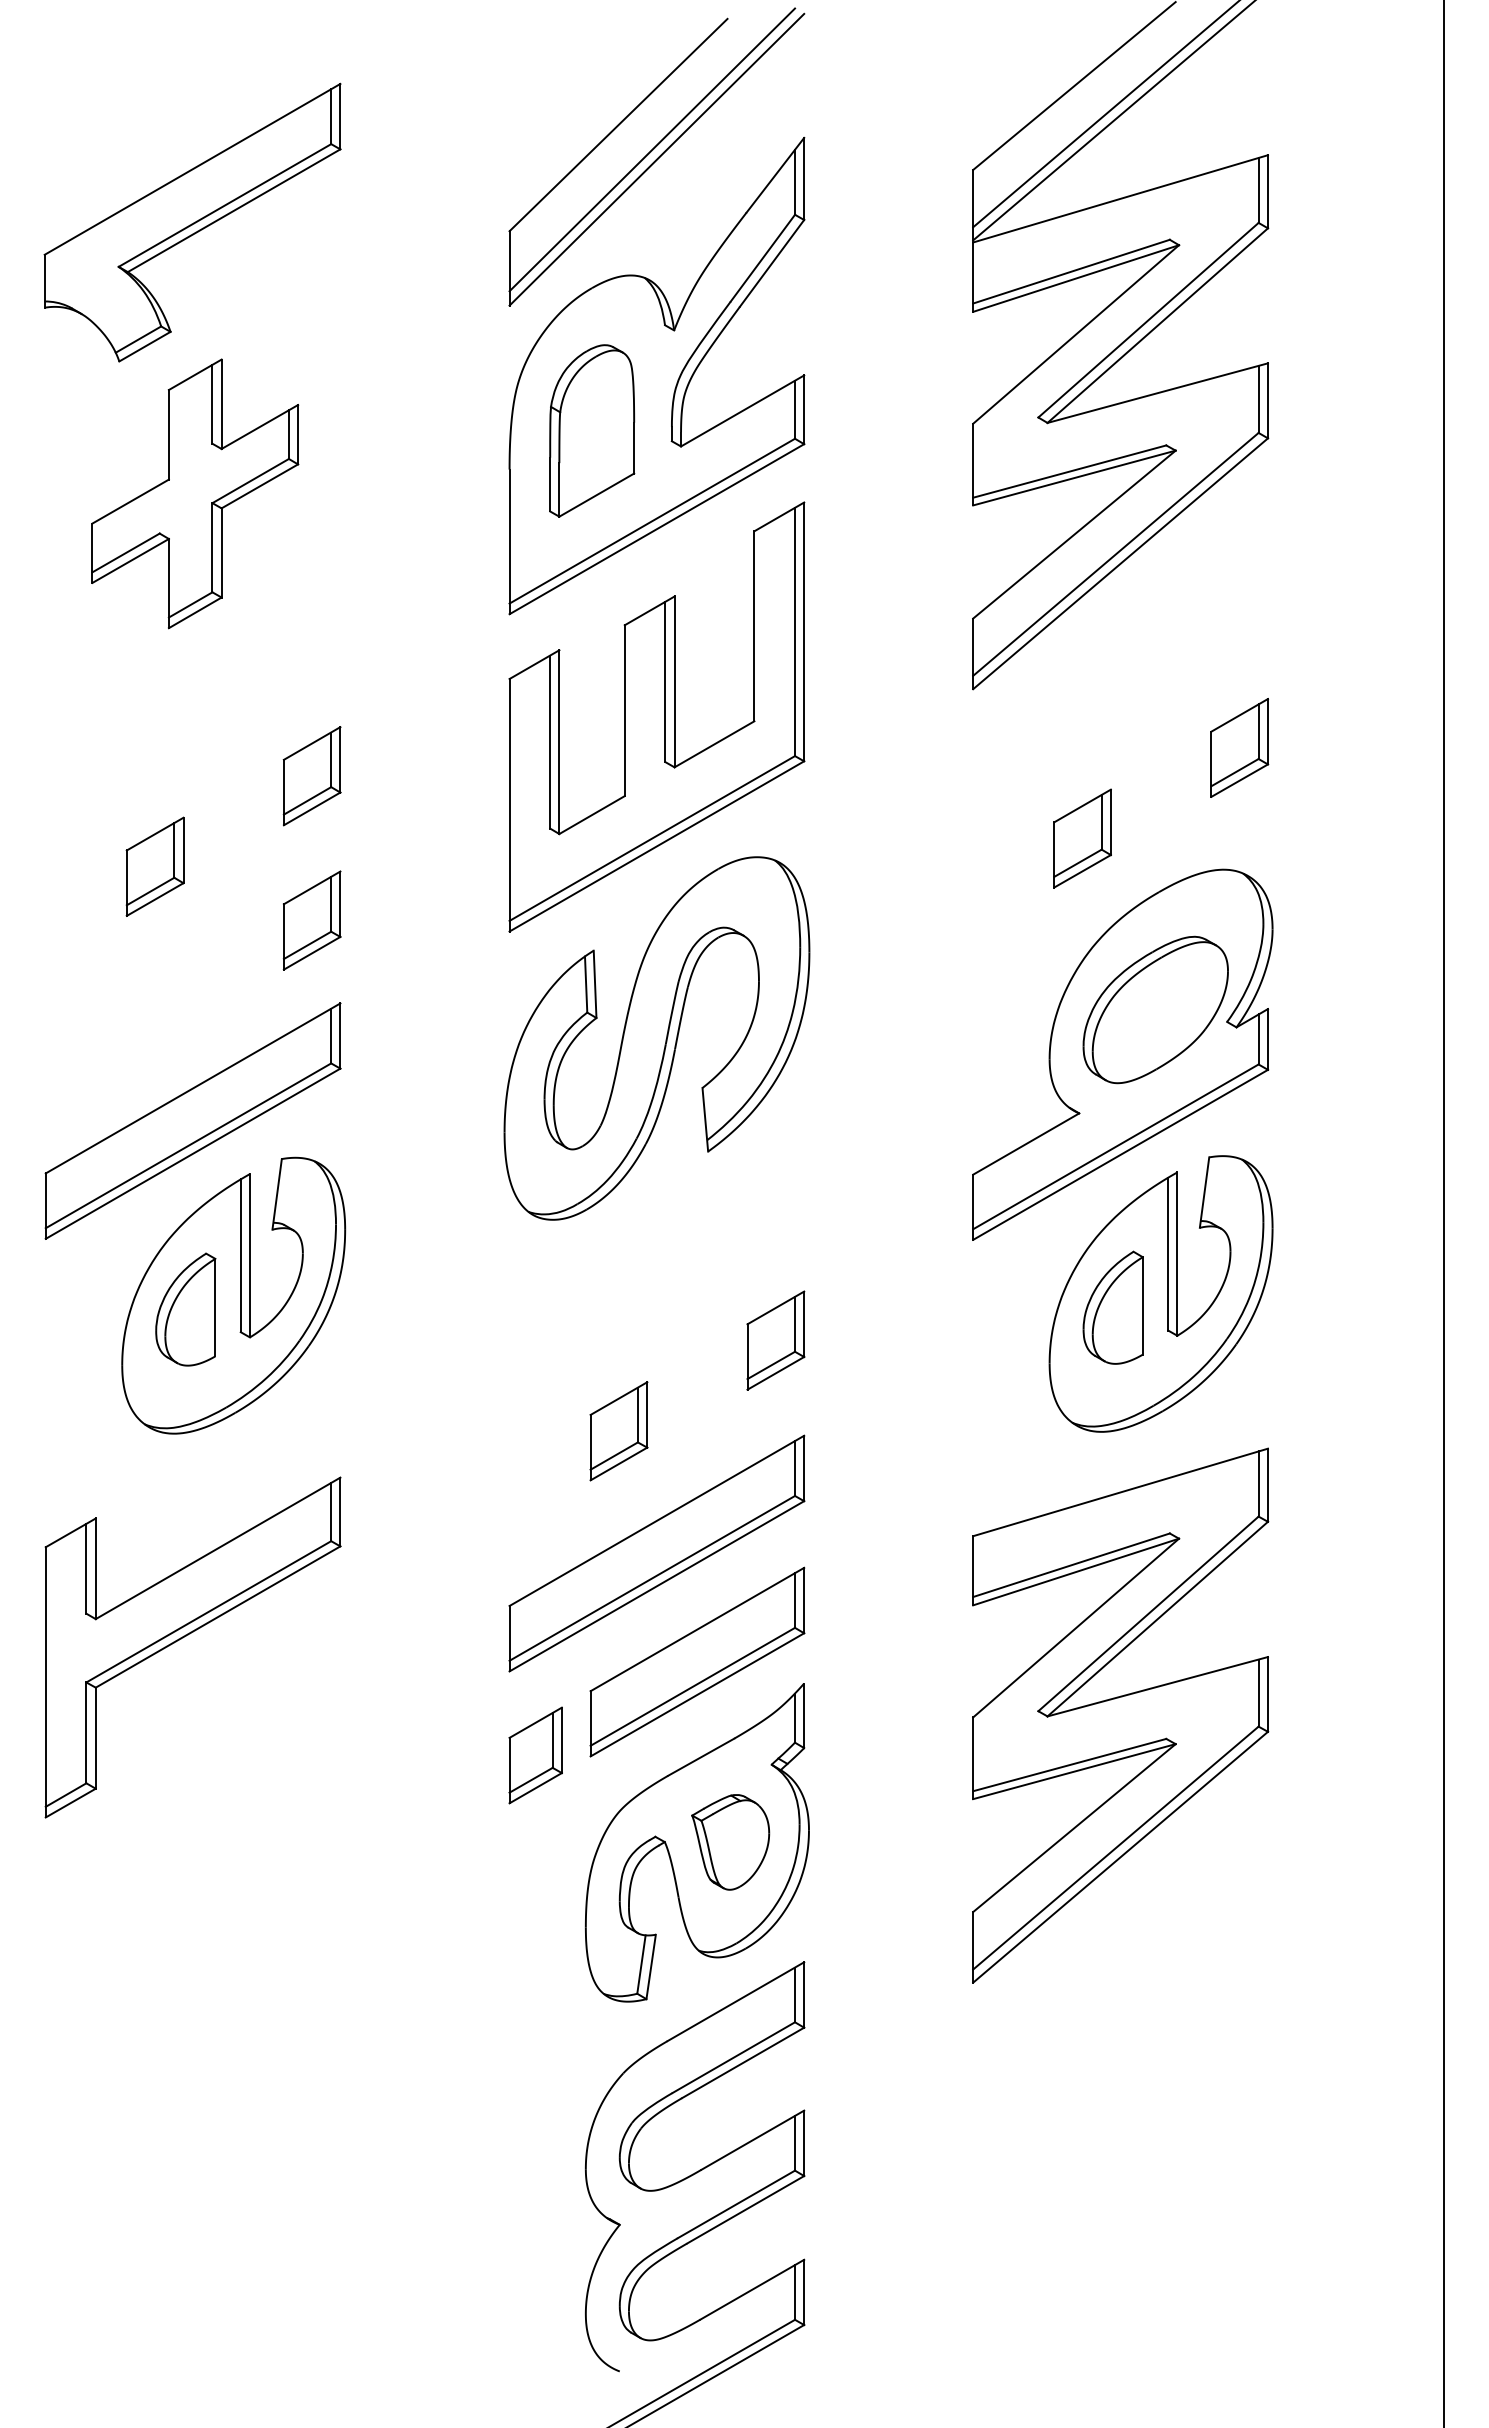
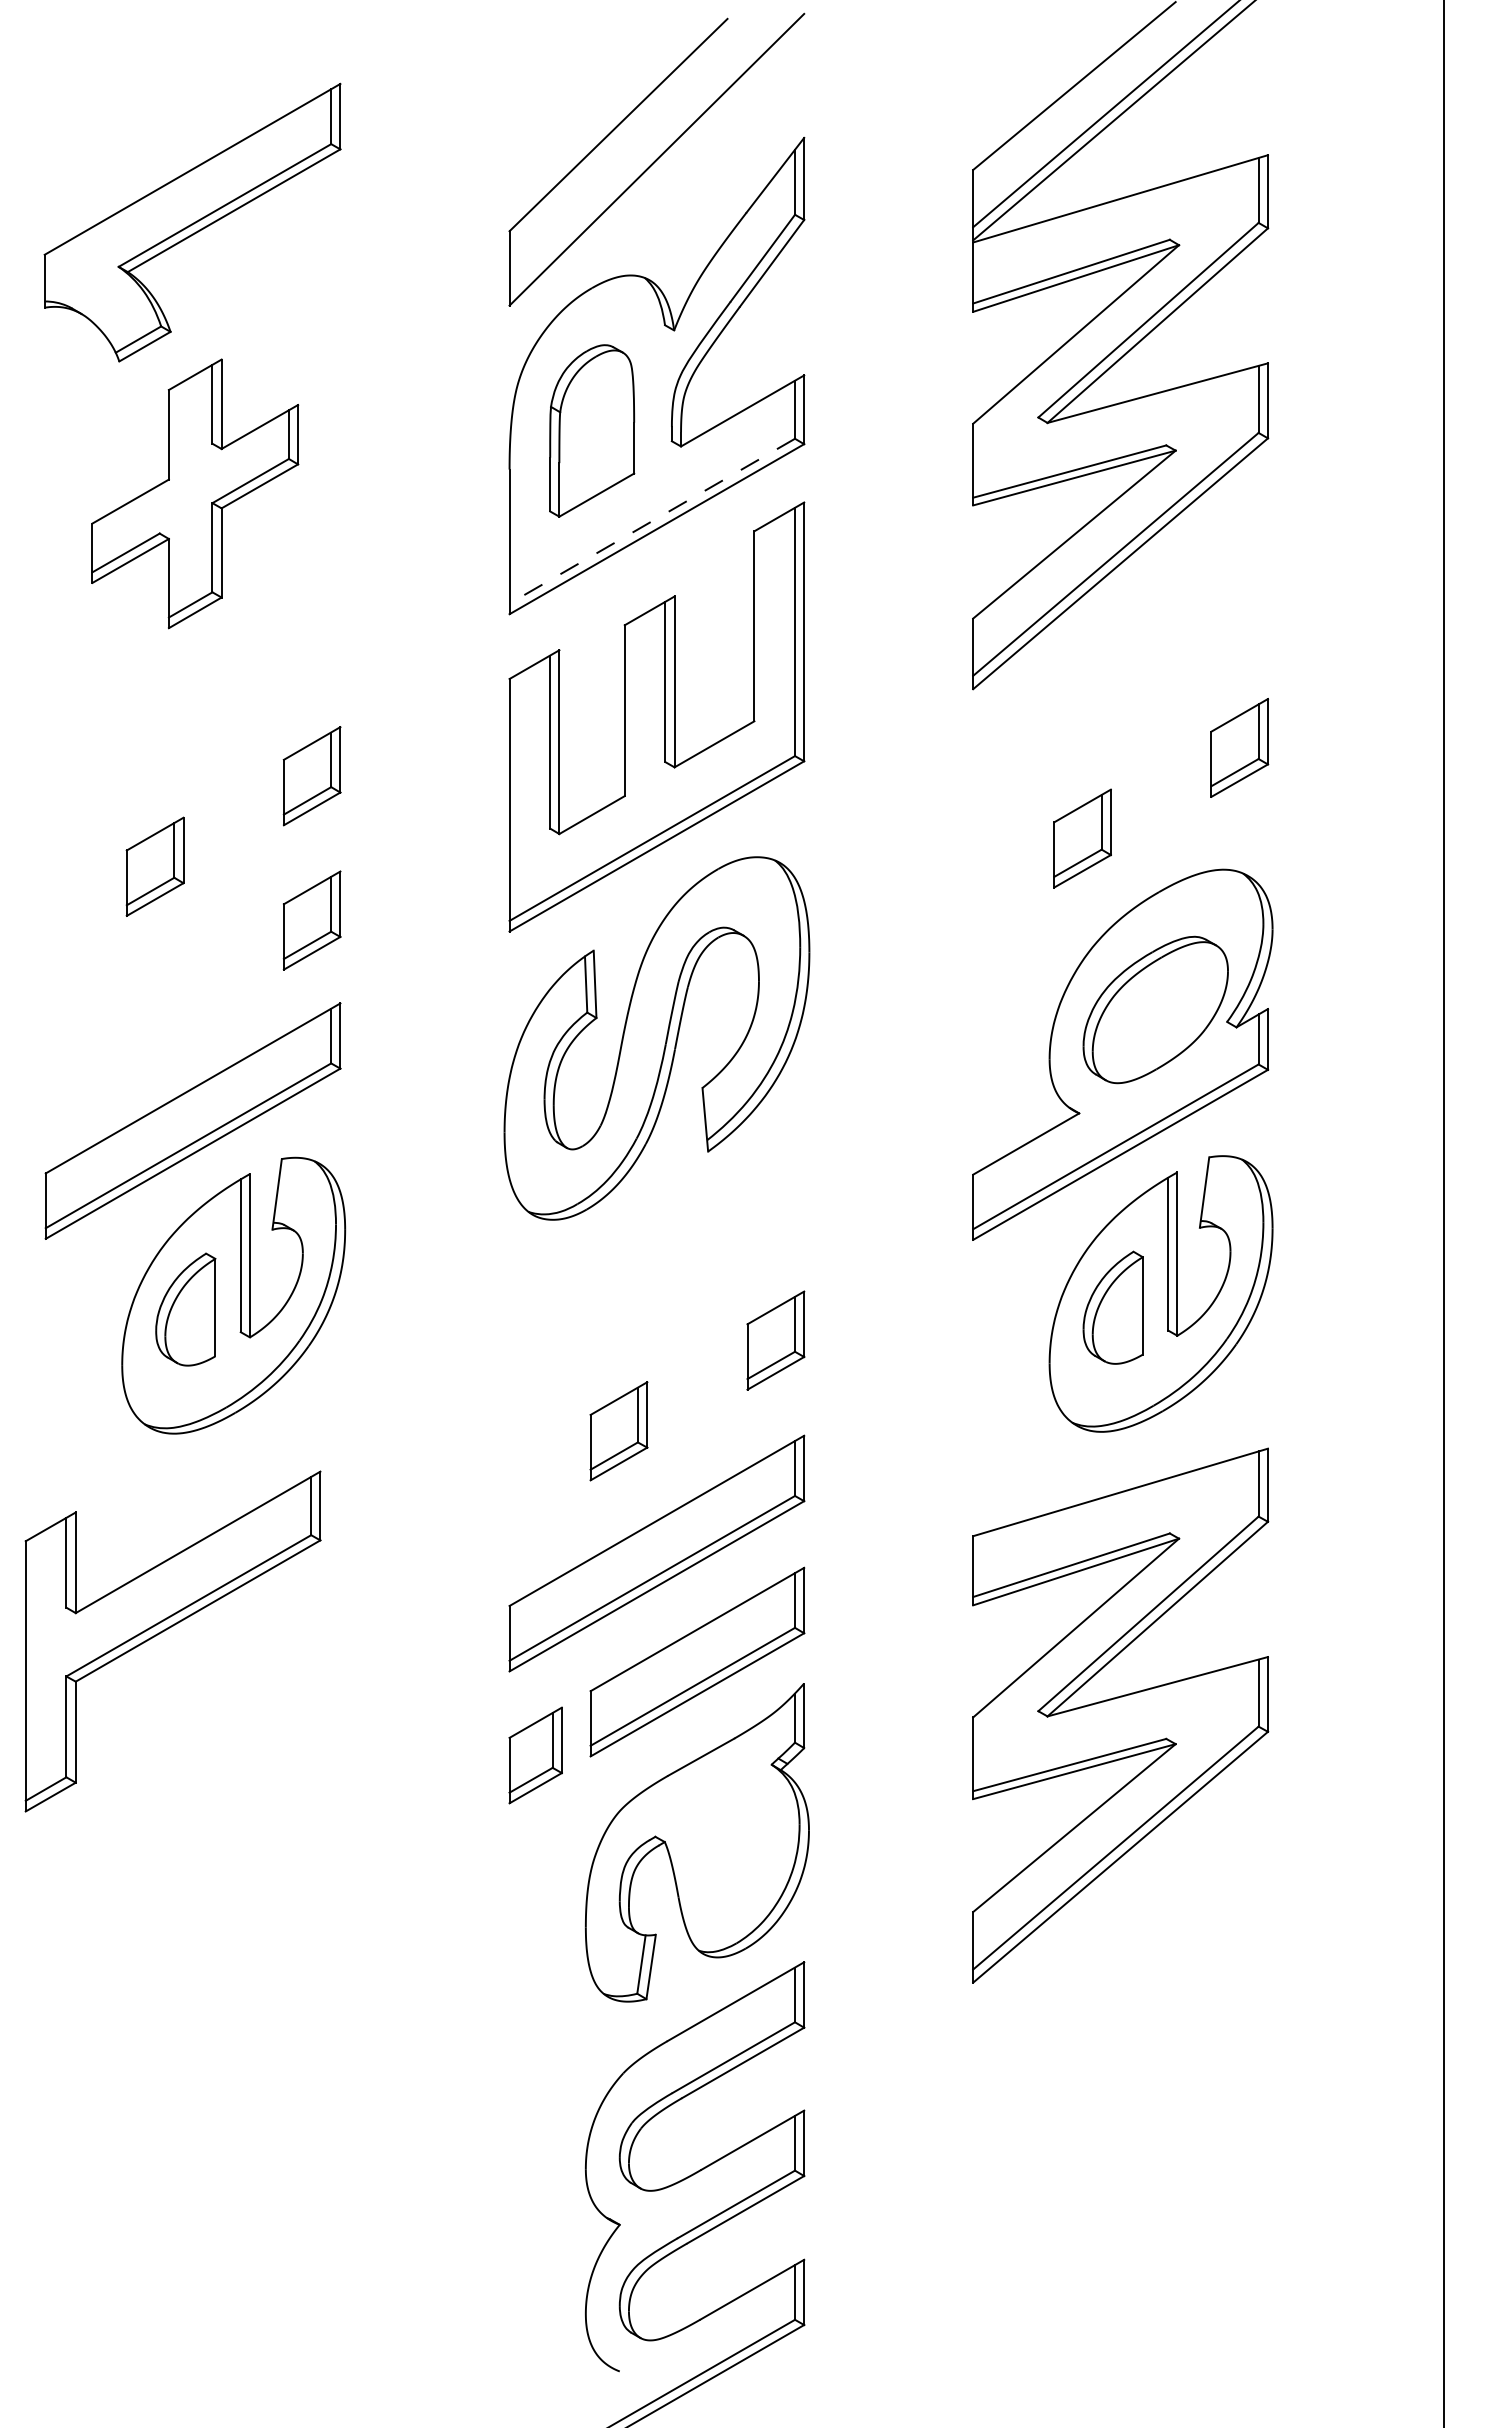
line: present -> none (652, 149)
line: solid -> dashed (652, 521)
part position: (186, 1636) -> (166, 1630) (166, 1630)
part: present -> none (730, 1842)
